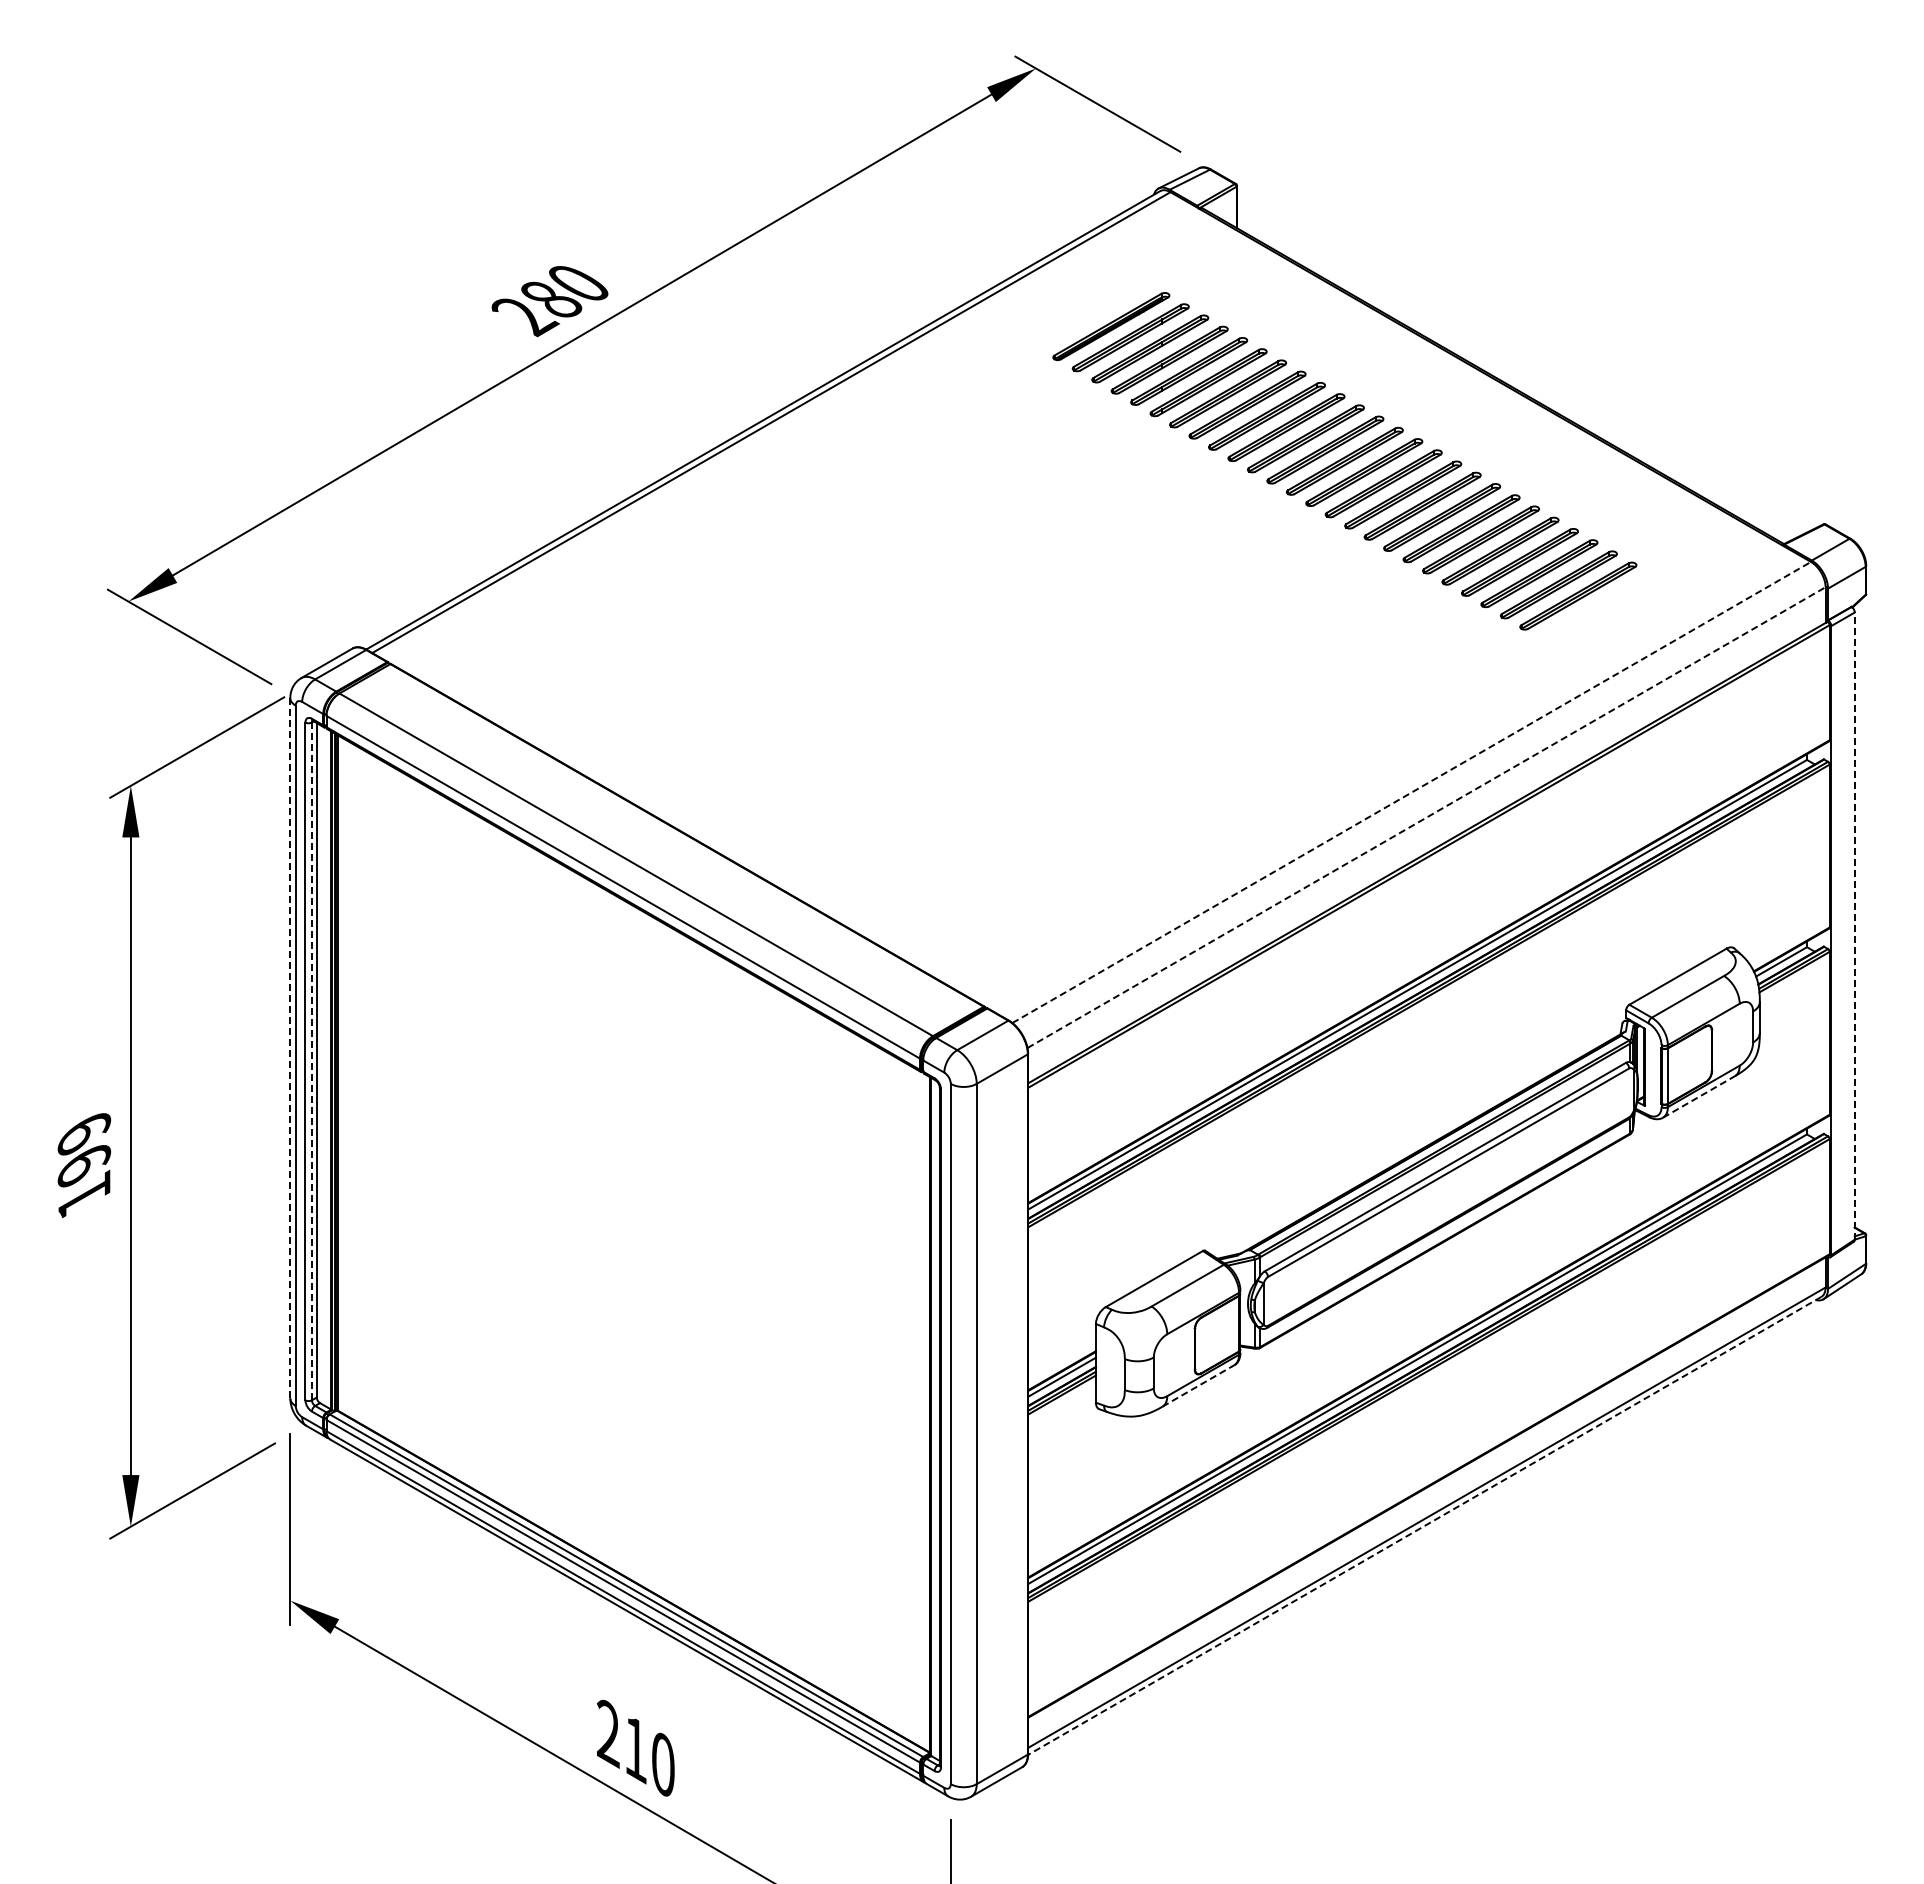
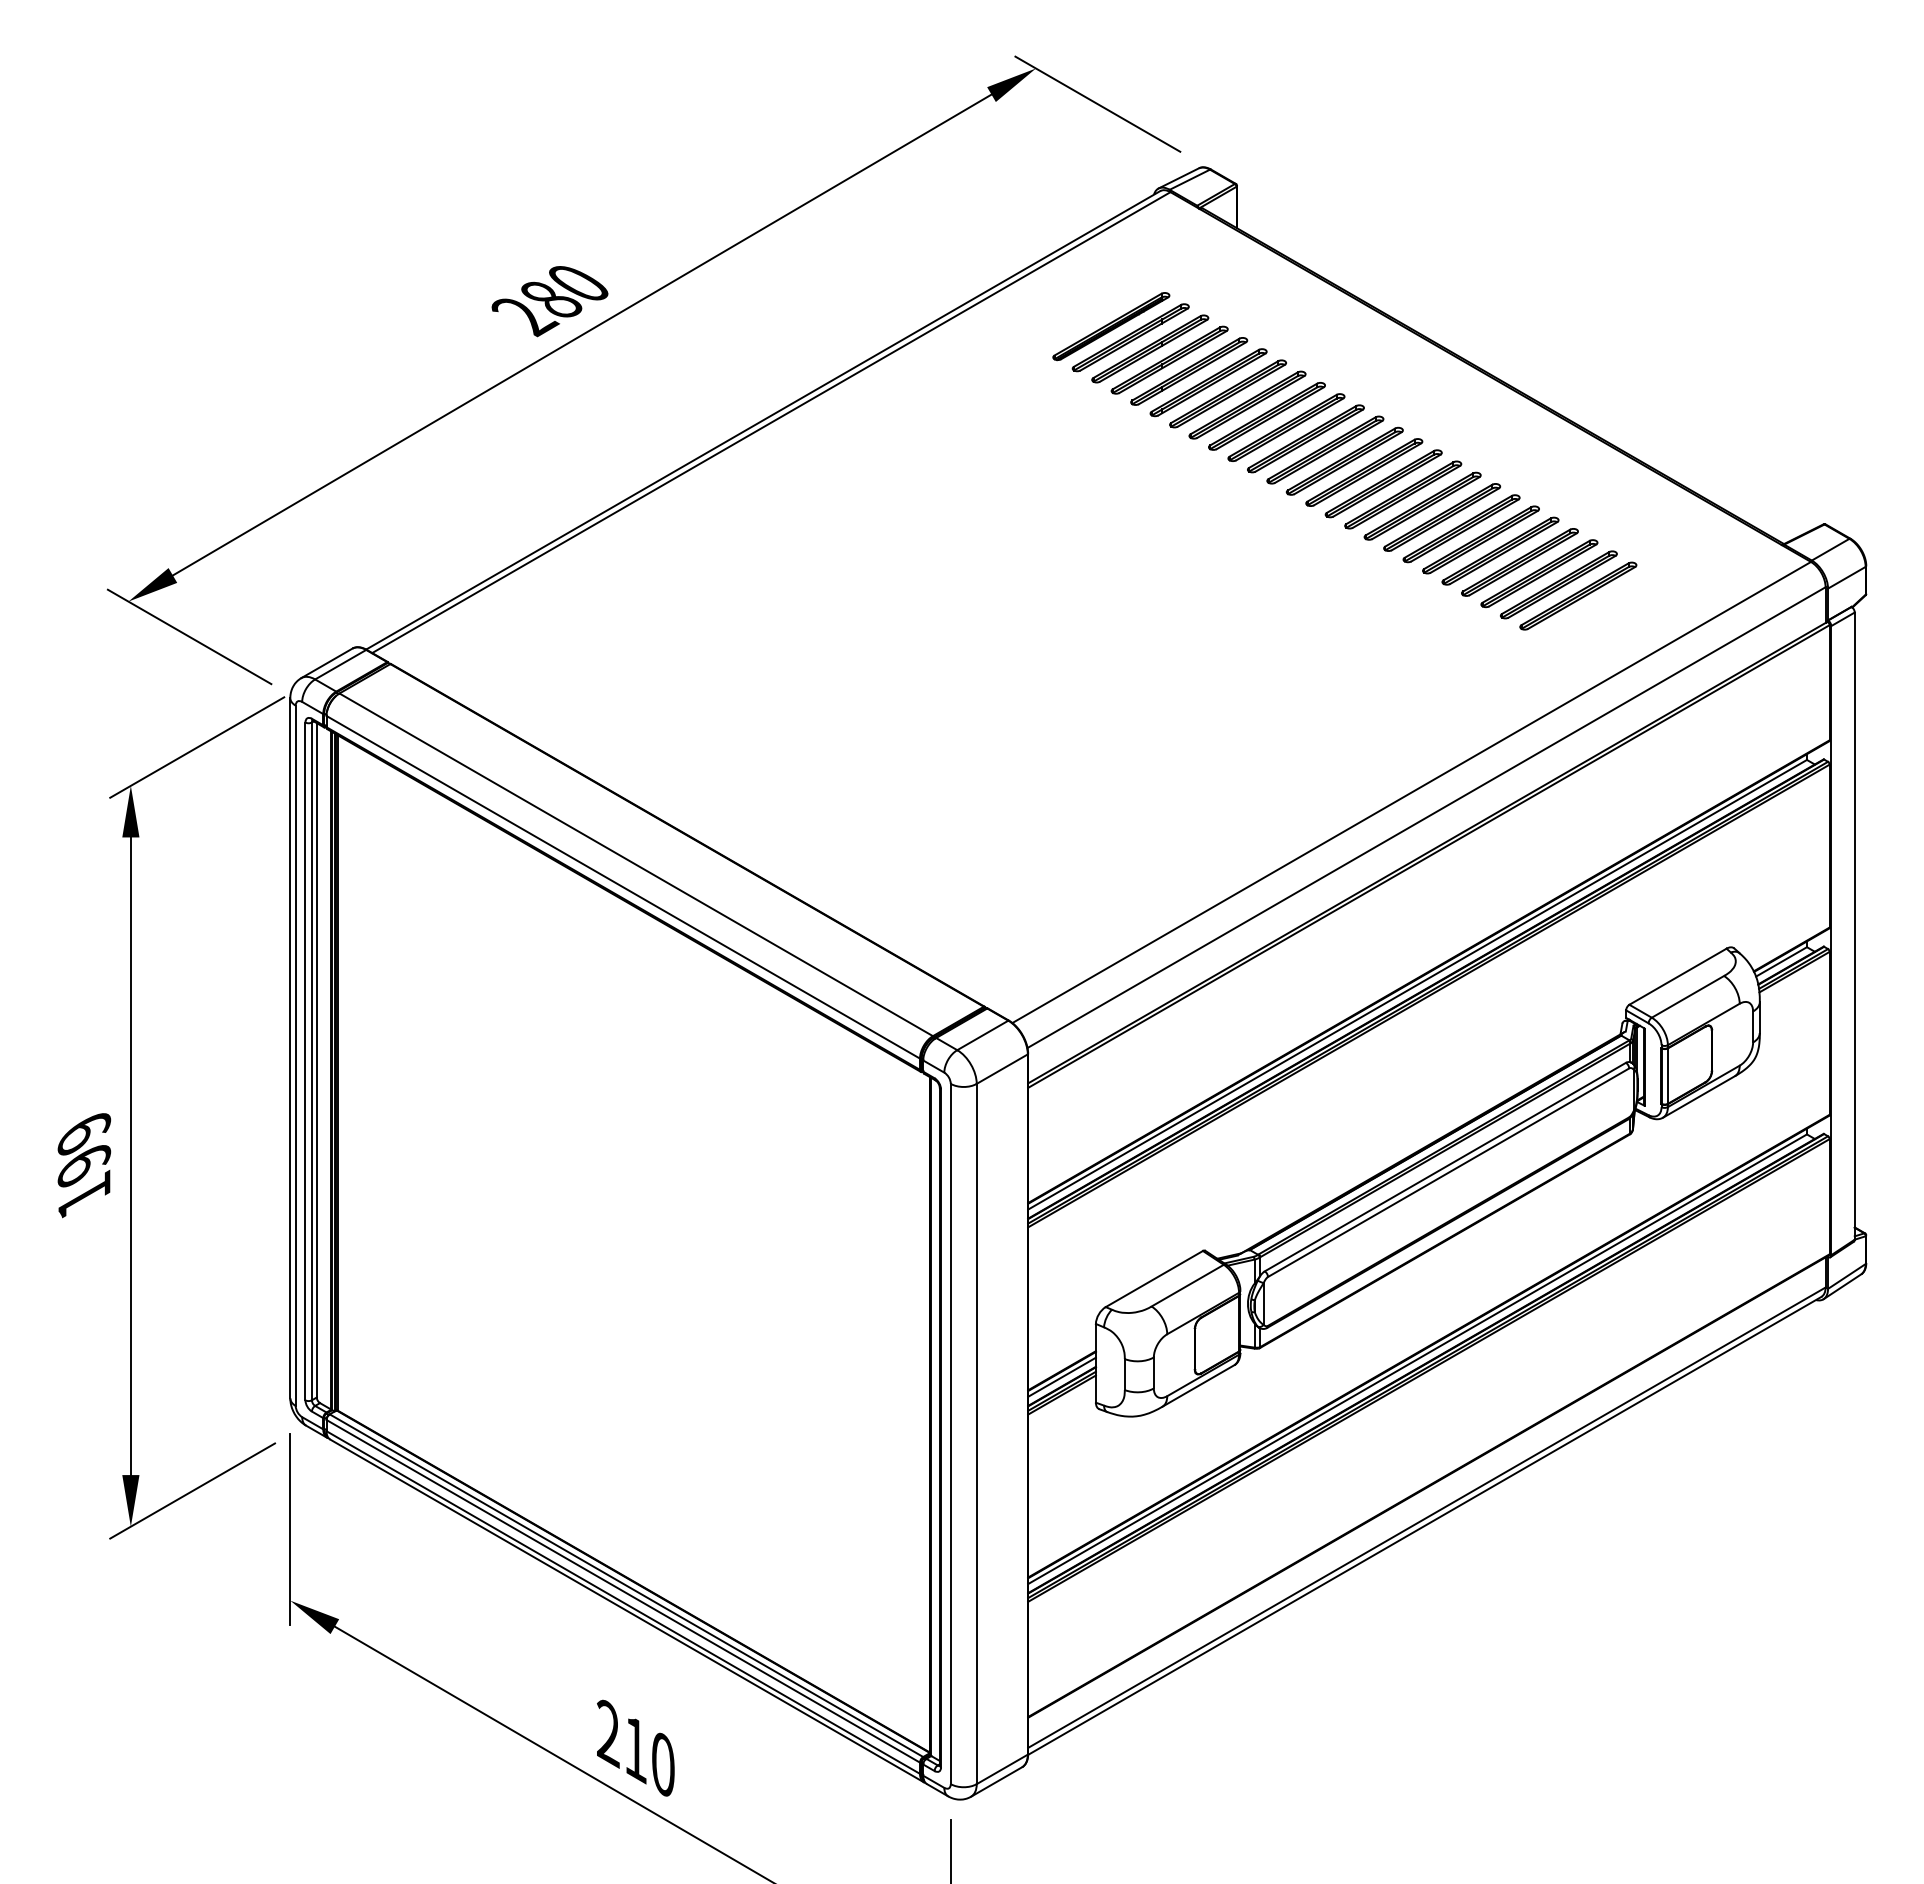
line: dashed -> solid (1412, 792)
line: dashed -> solid (1426, 817)
line: dashed -> solid (1854, 926)
line: dashed -> solid (290, 1048)
line: dashed -> solid (311, 1061)
line: dashed -> solid (1698, 1096)
line: dashed -> solid (1198, 1385)
line: dashed -> solid (1424, 1525)
